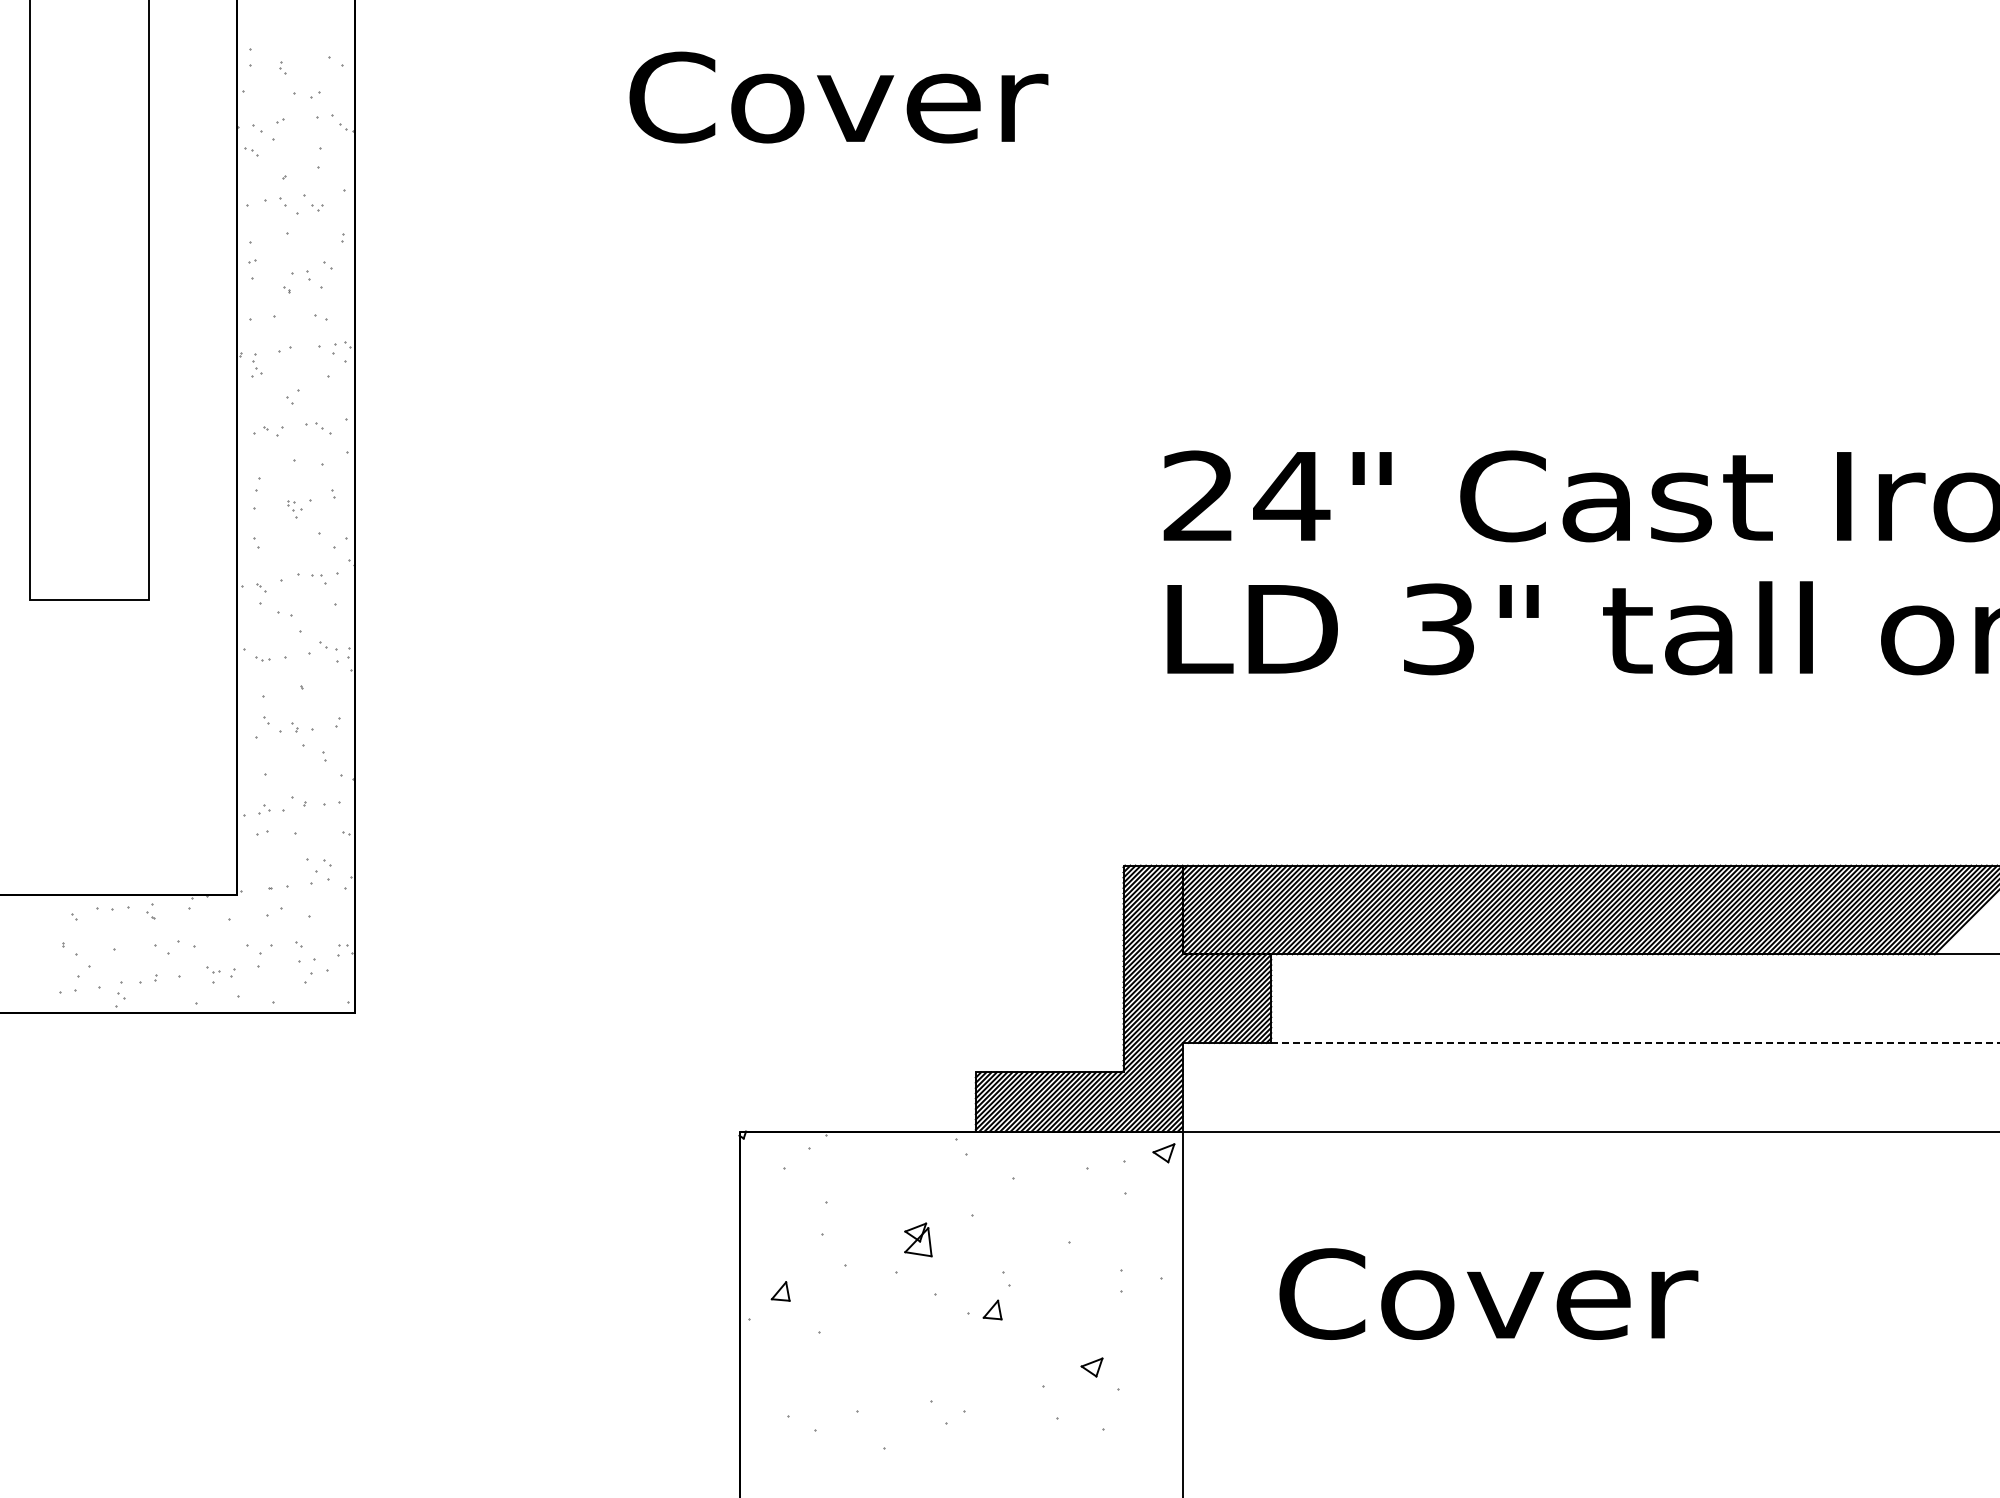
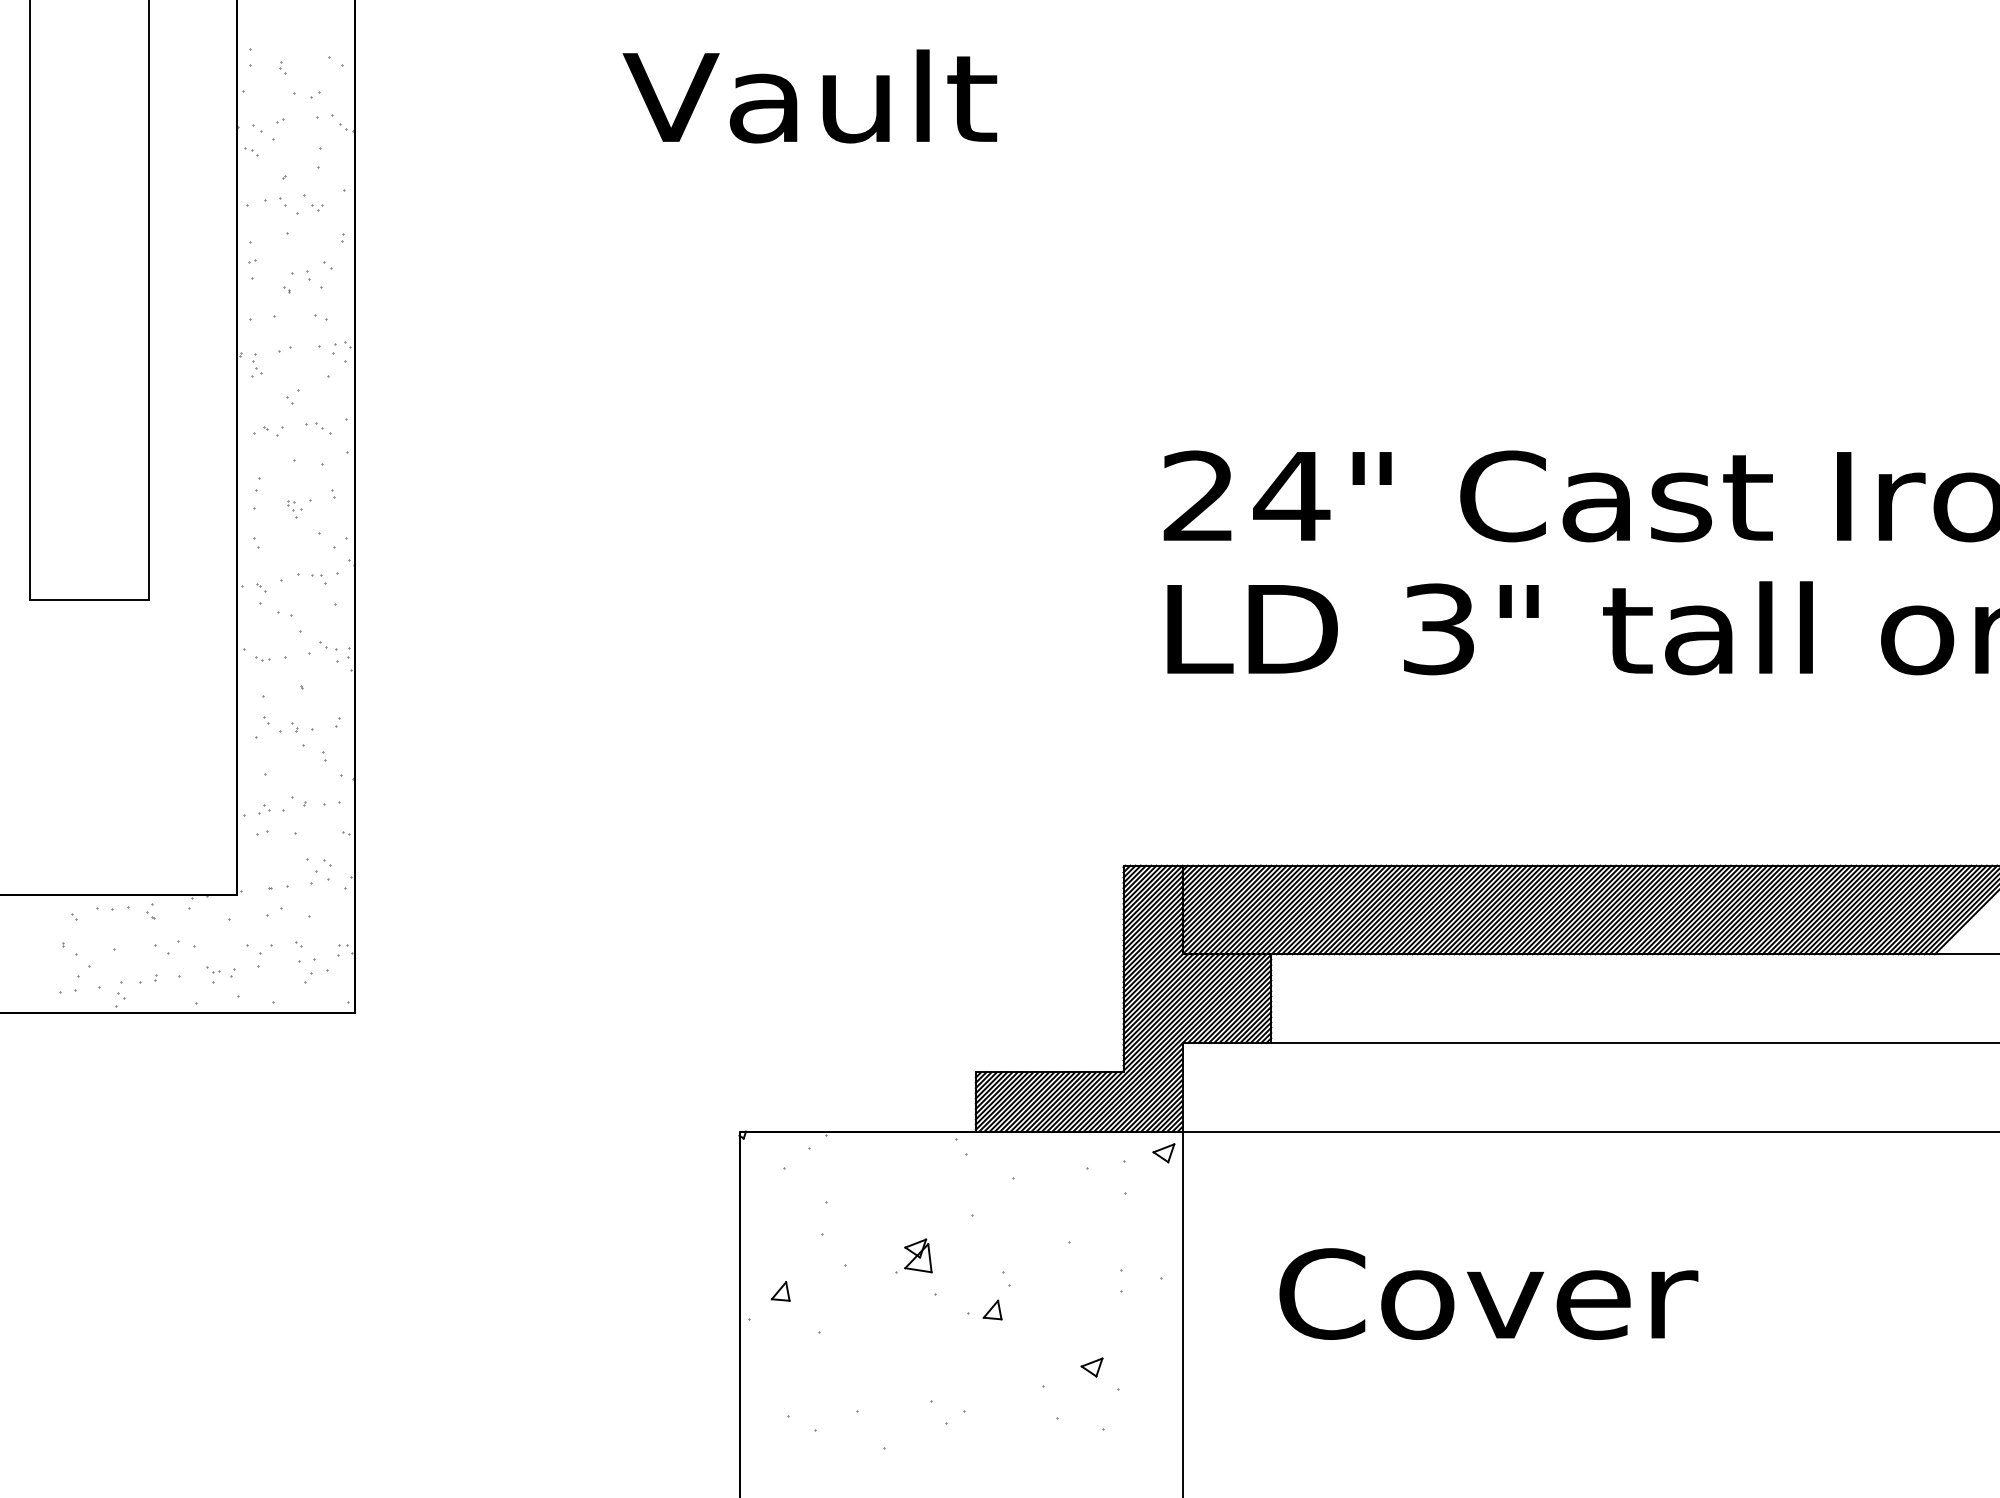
text: Cover -> Vault (835, 96)
line: dashed -> solid (1635, 1042)
part position: (918, 1239) -> (918, 1255) (918, 1255)
